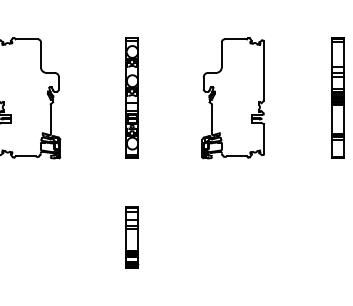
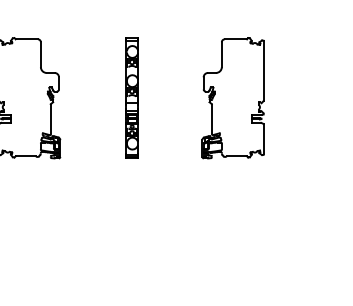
part: present -> none (337, 97)
part: present -> none (132, 237)
